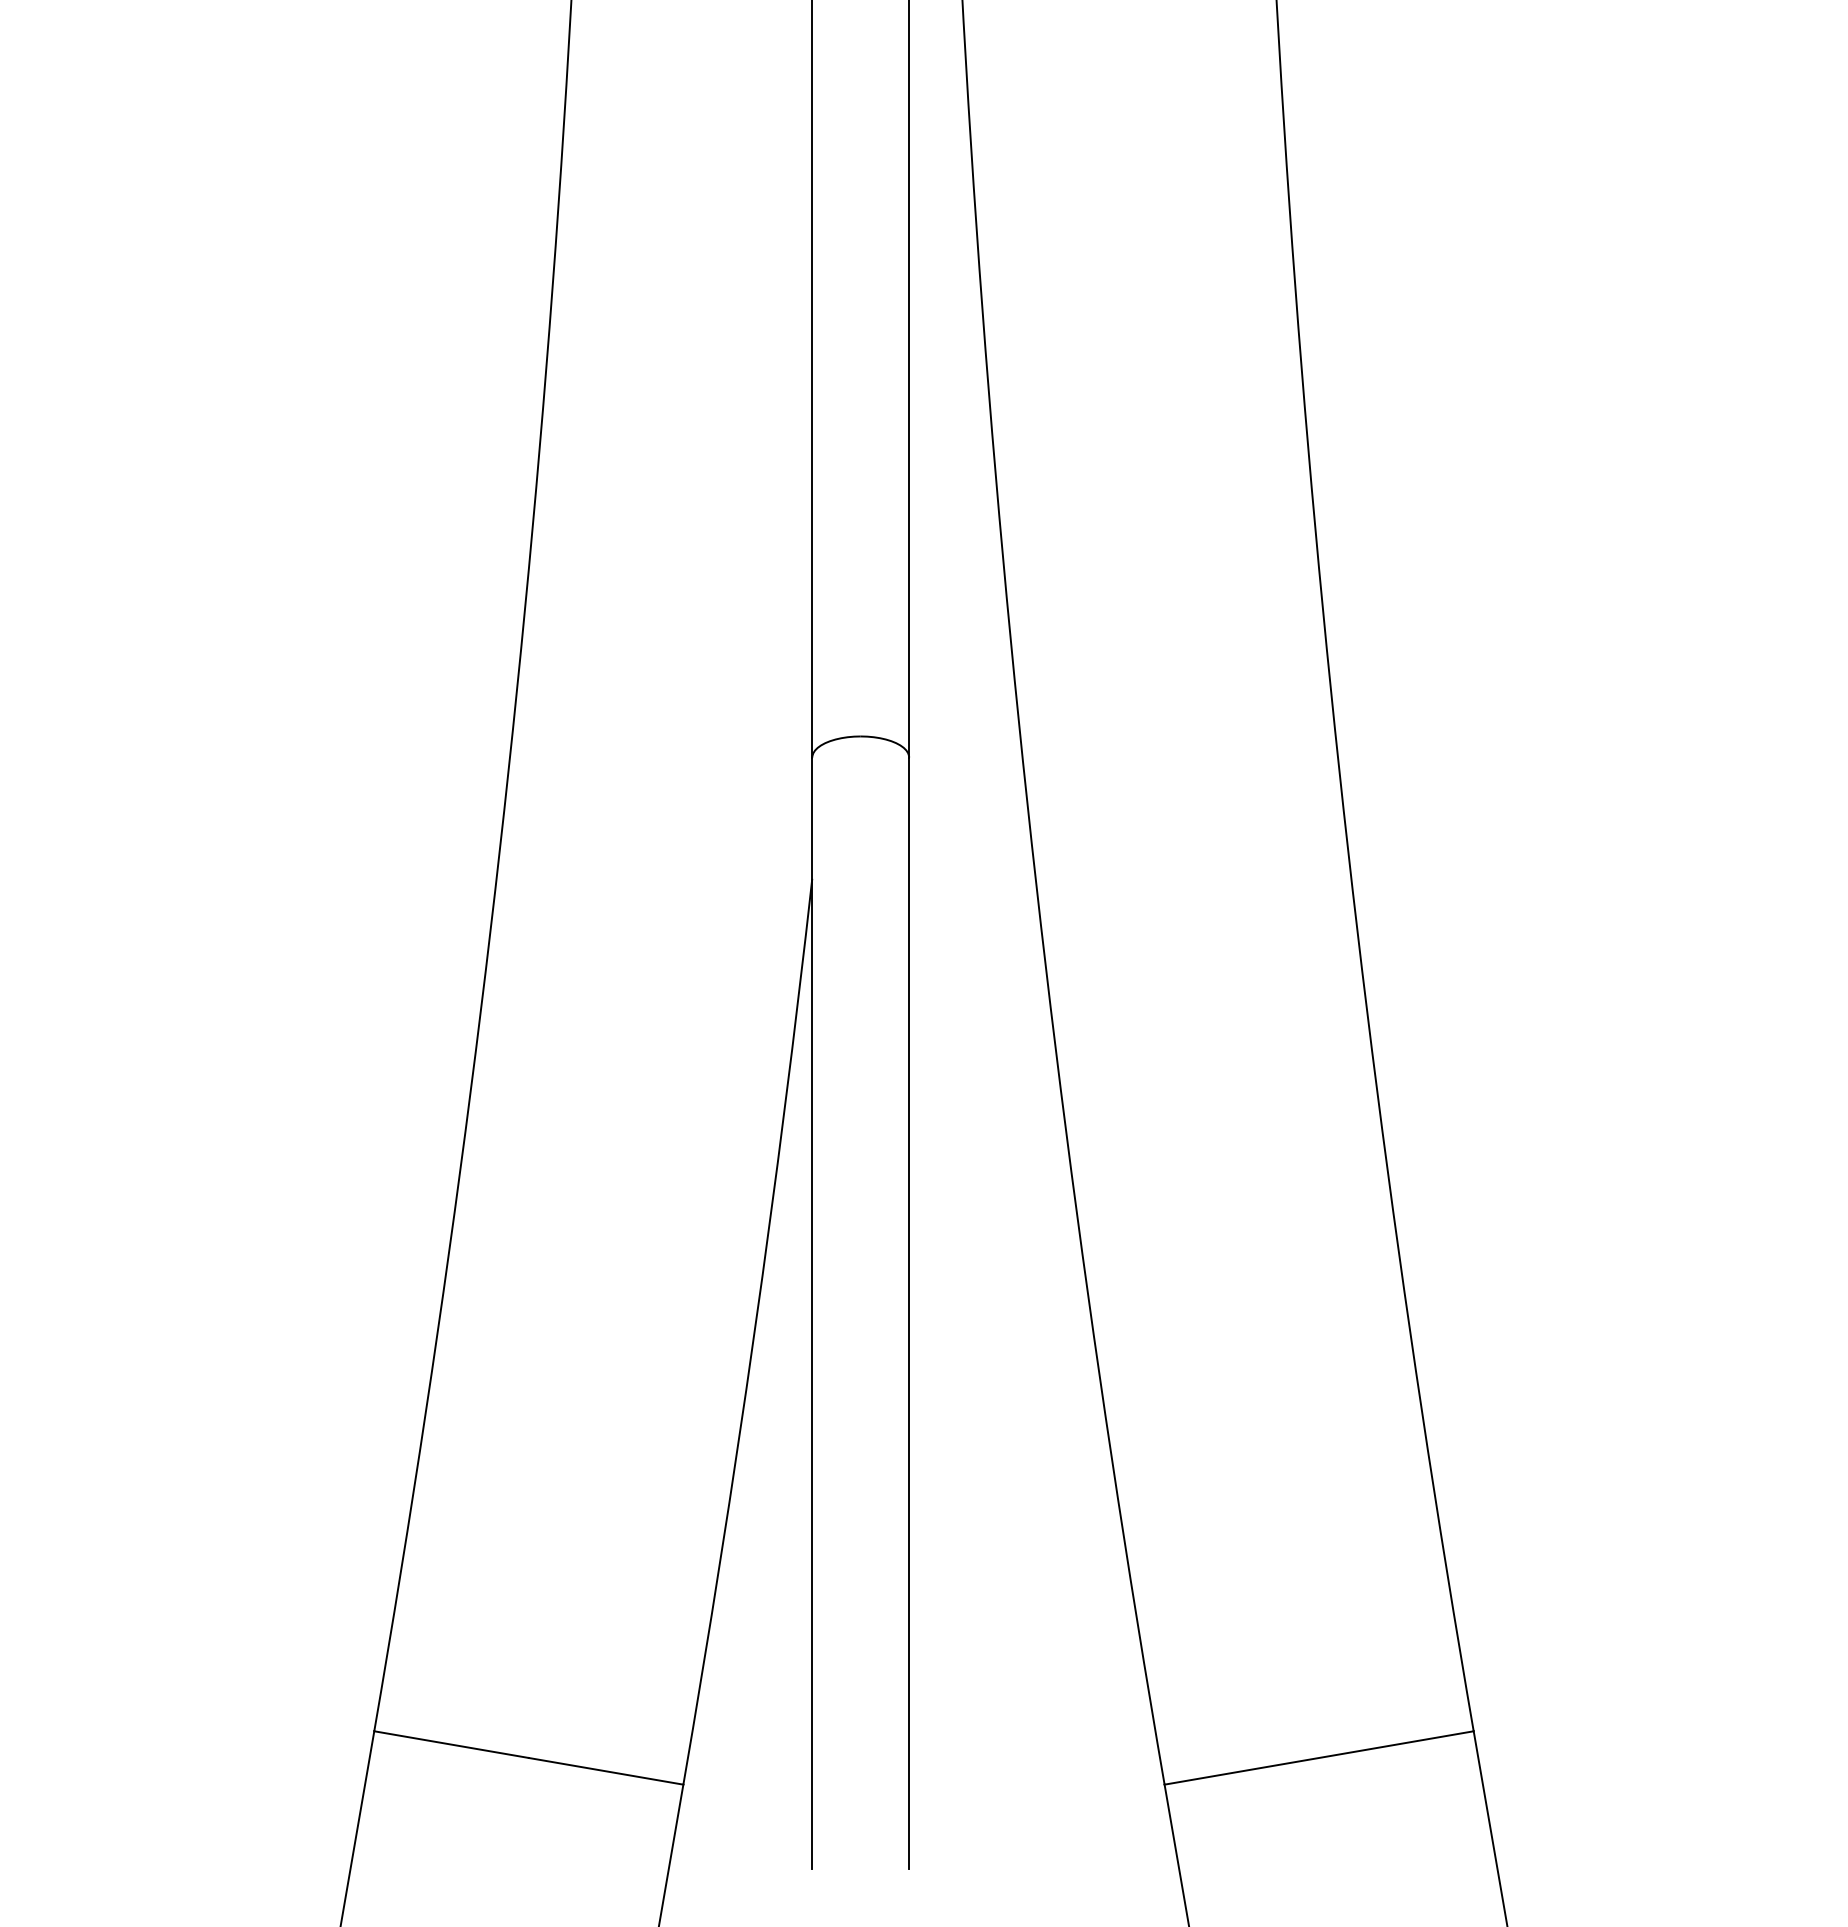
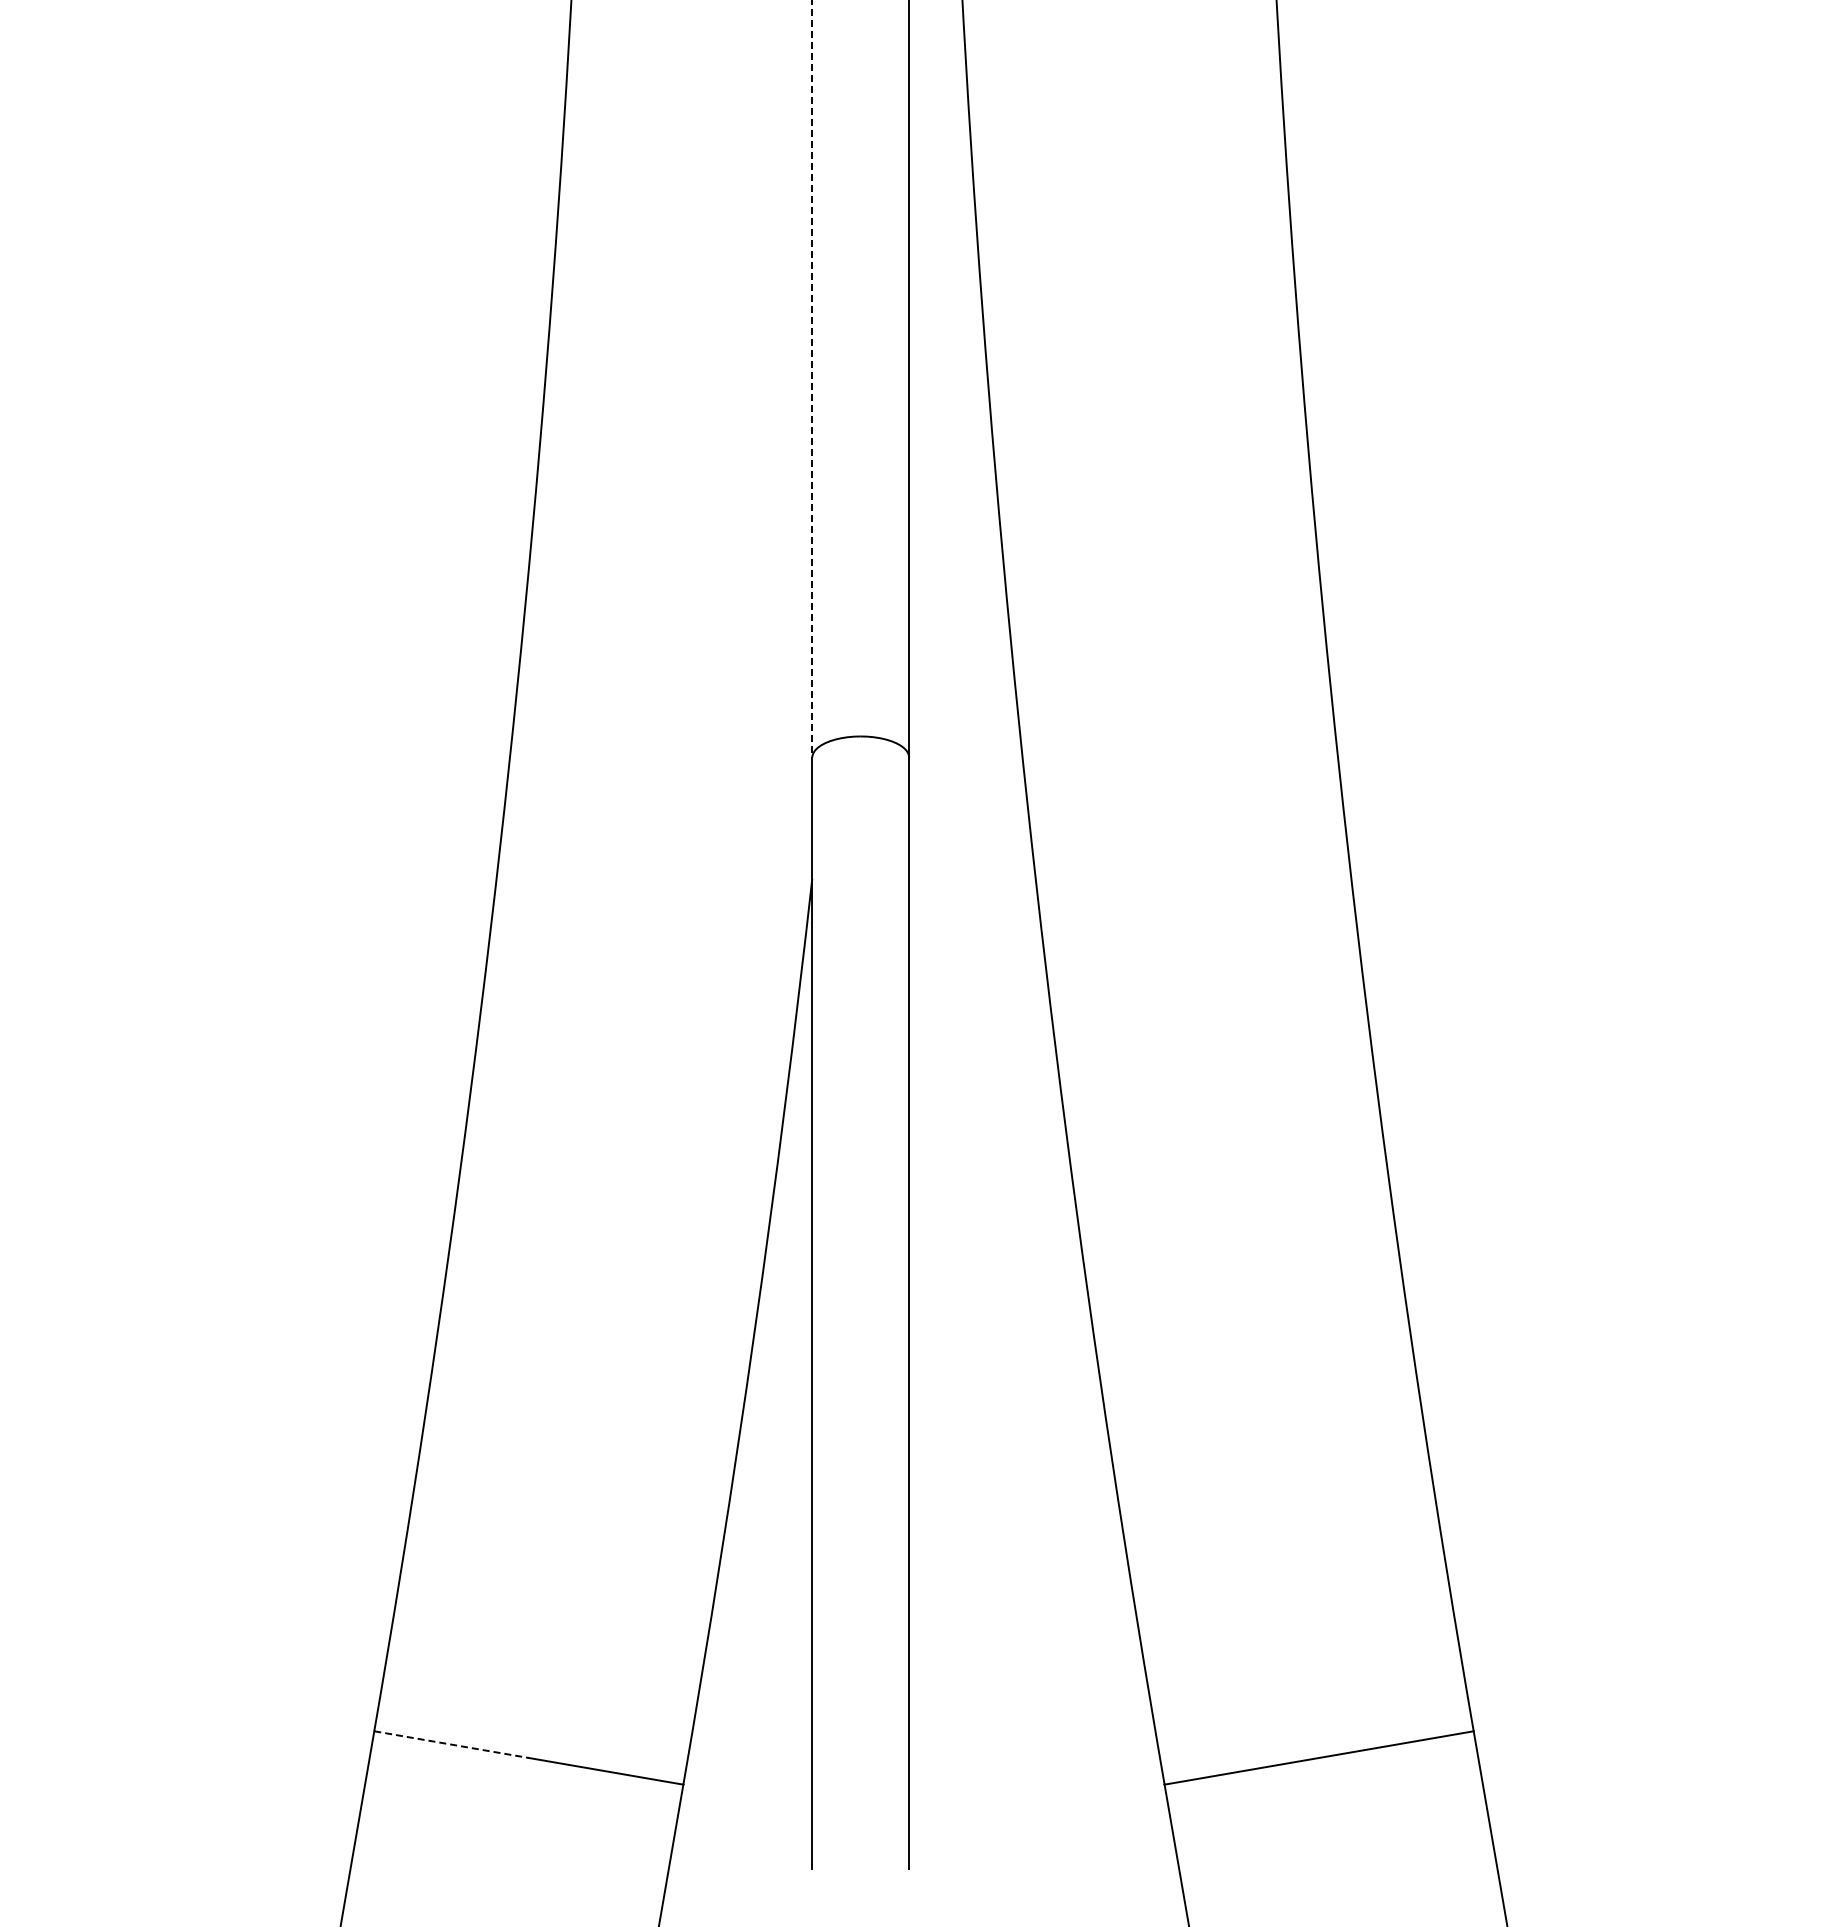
line: solid -> dashed (812, 379)
line: solid -> dashed (452, 1744)
